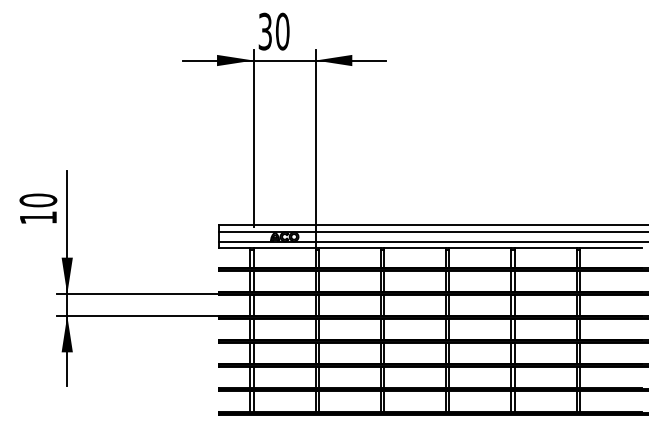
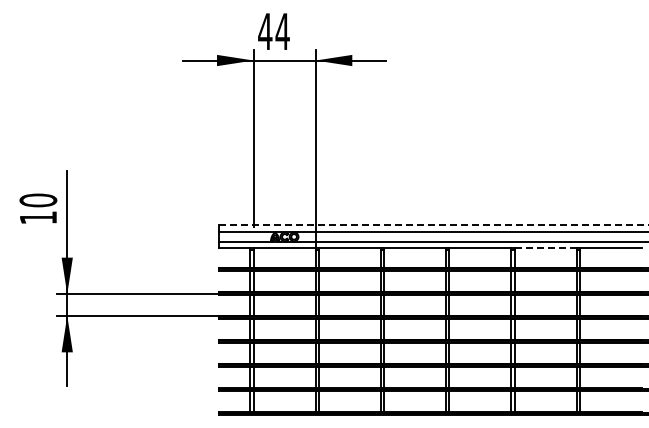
text: 30 -> 44 (273, 31)
line: solid -> dashed (434, 225)
line: solid -> dashed (546, 248)
